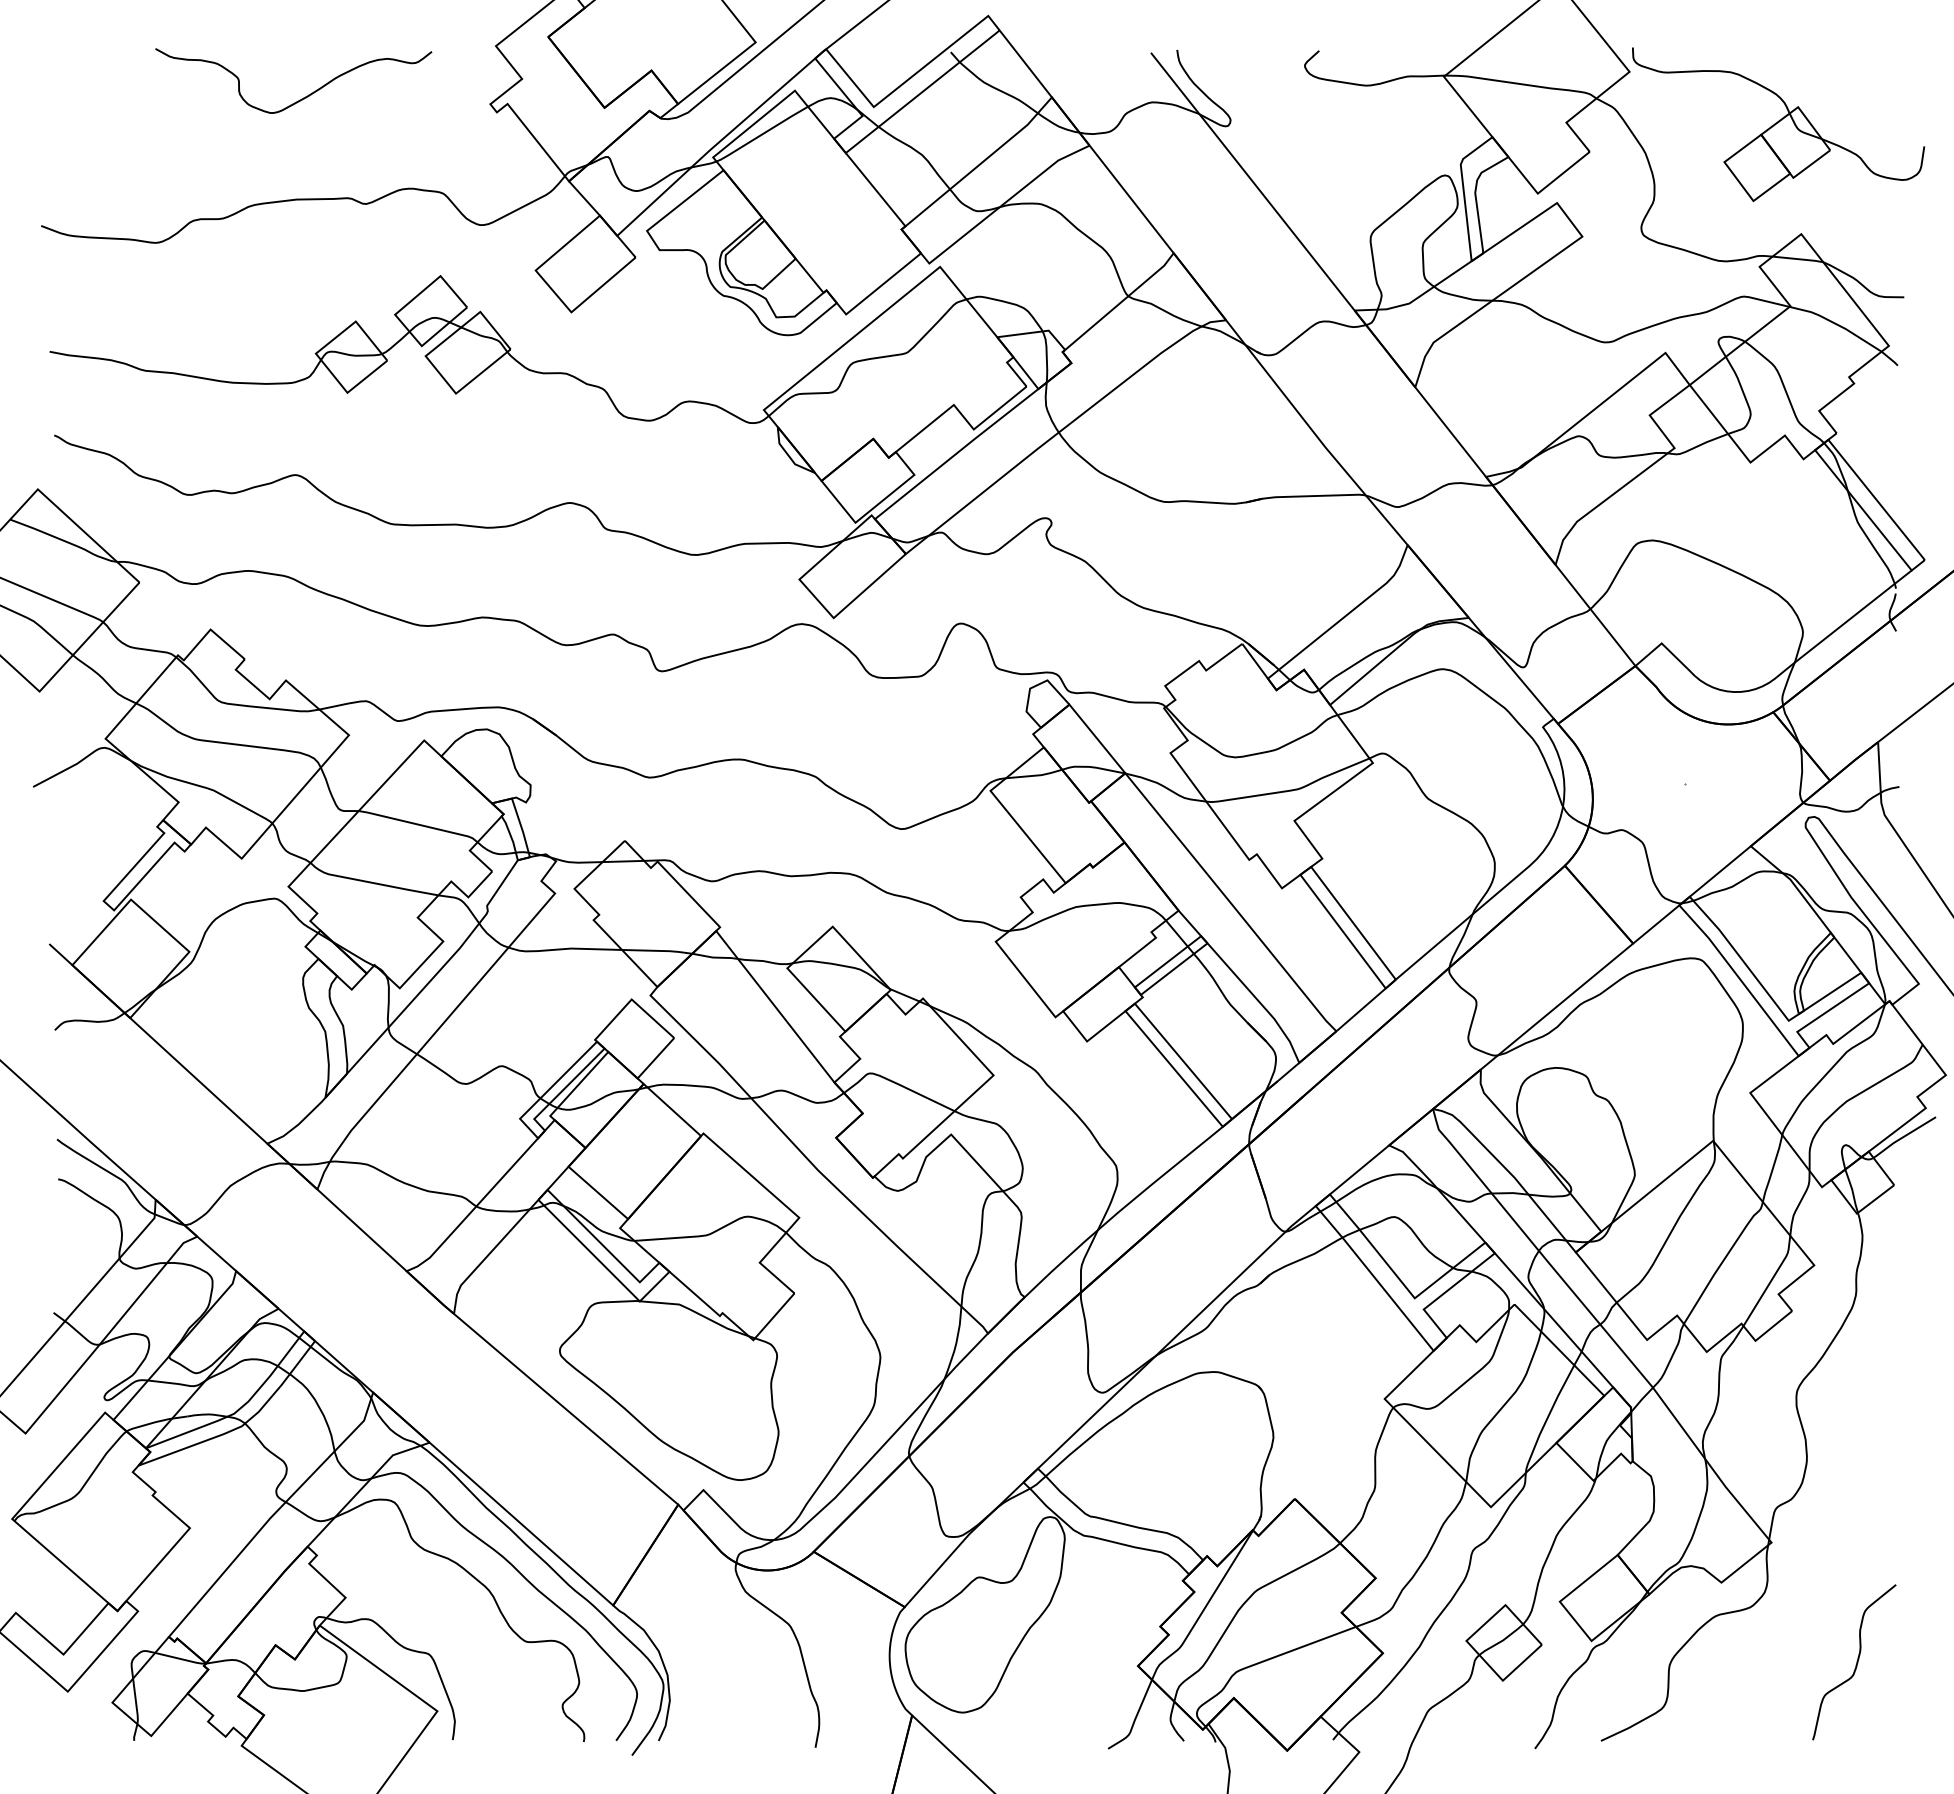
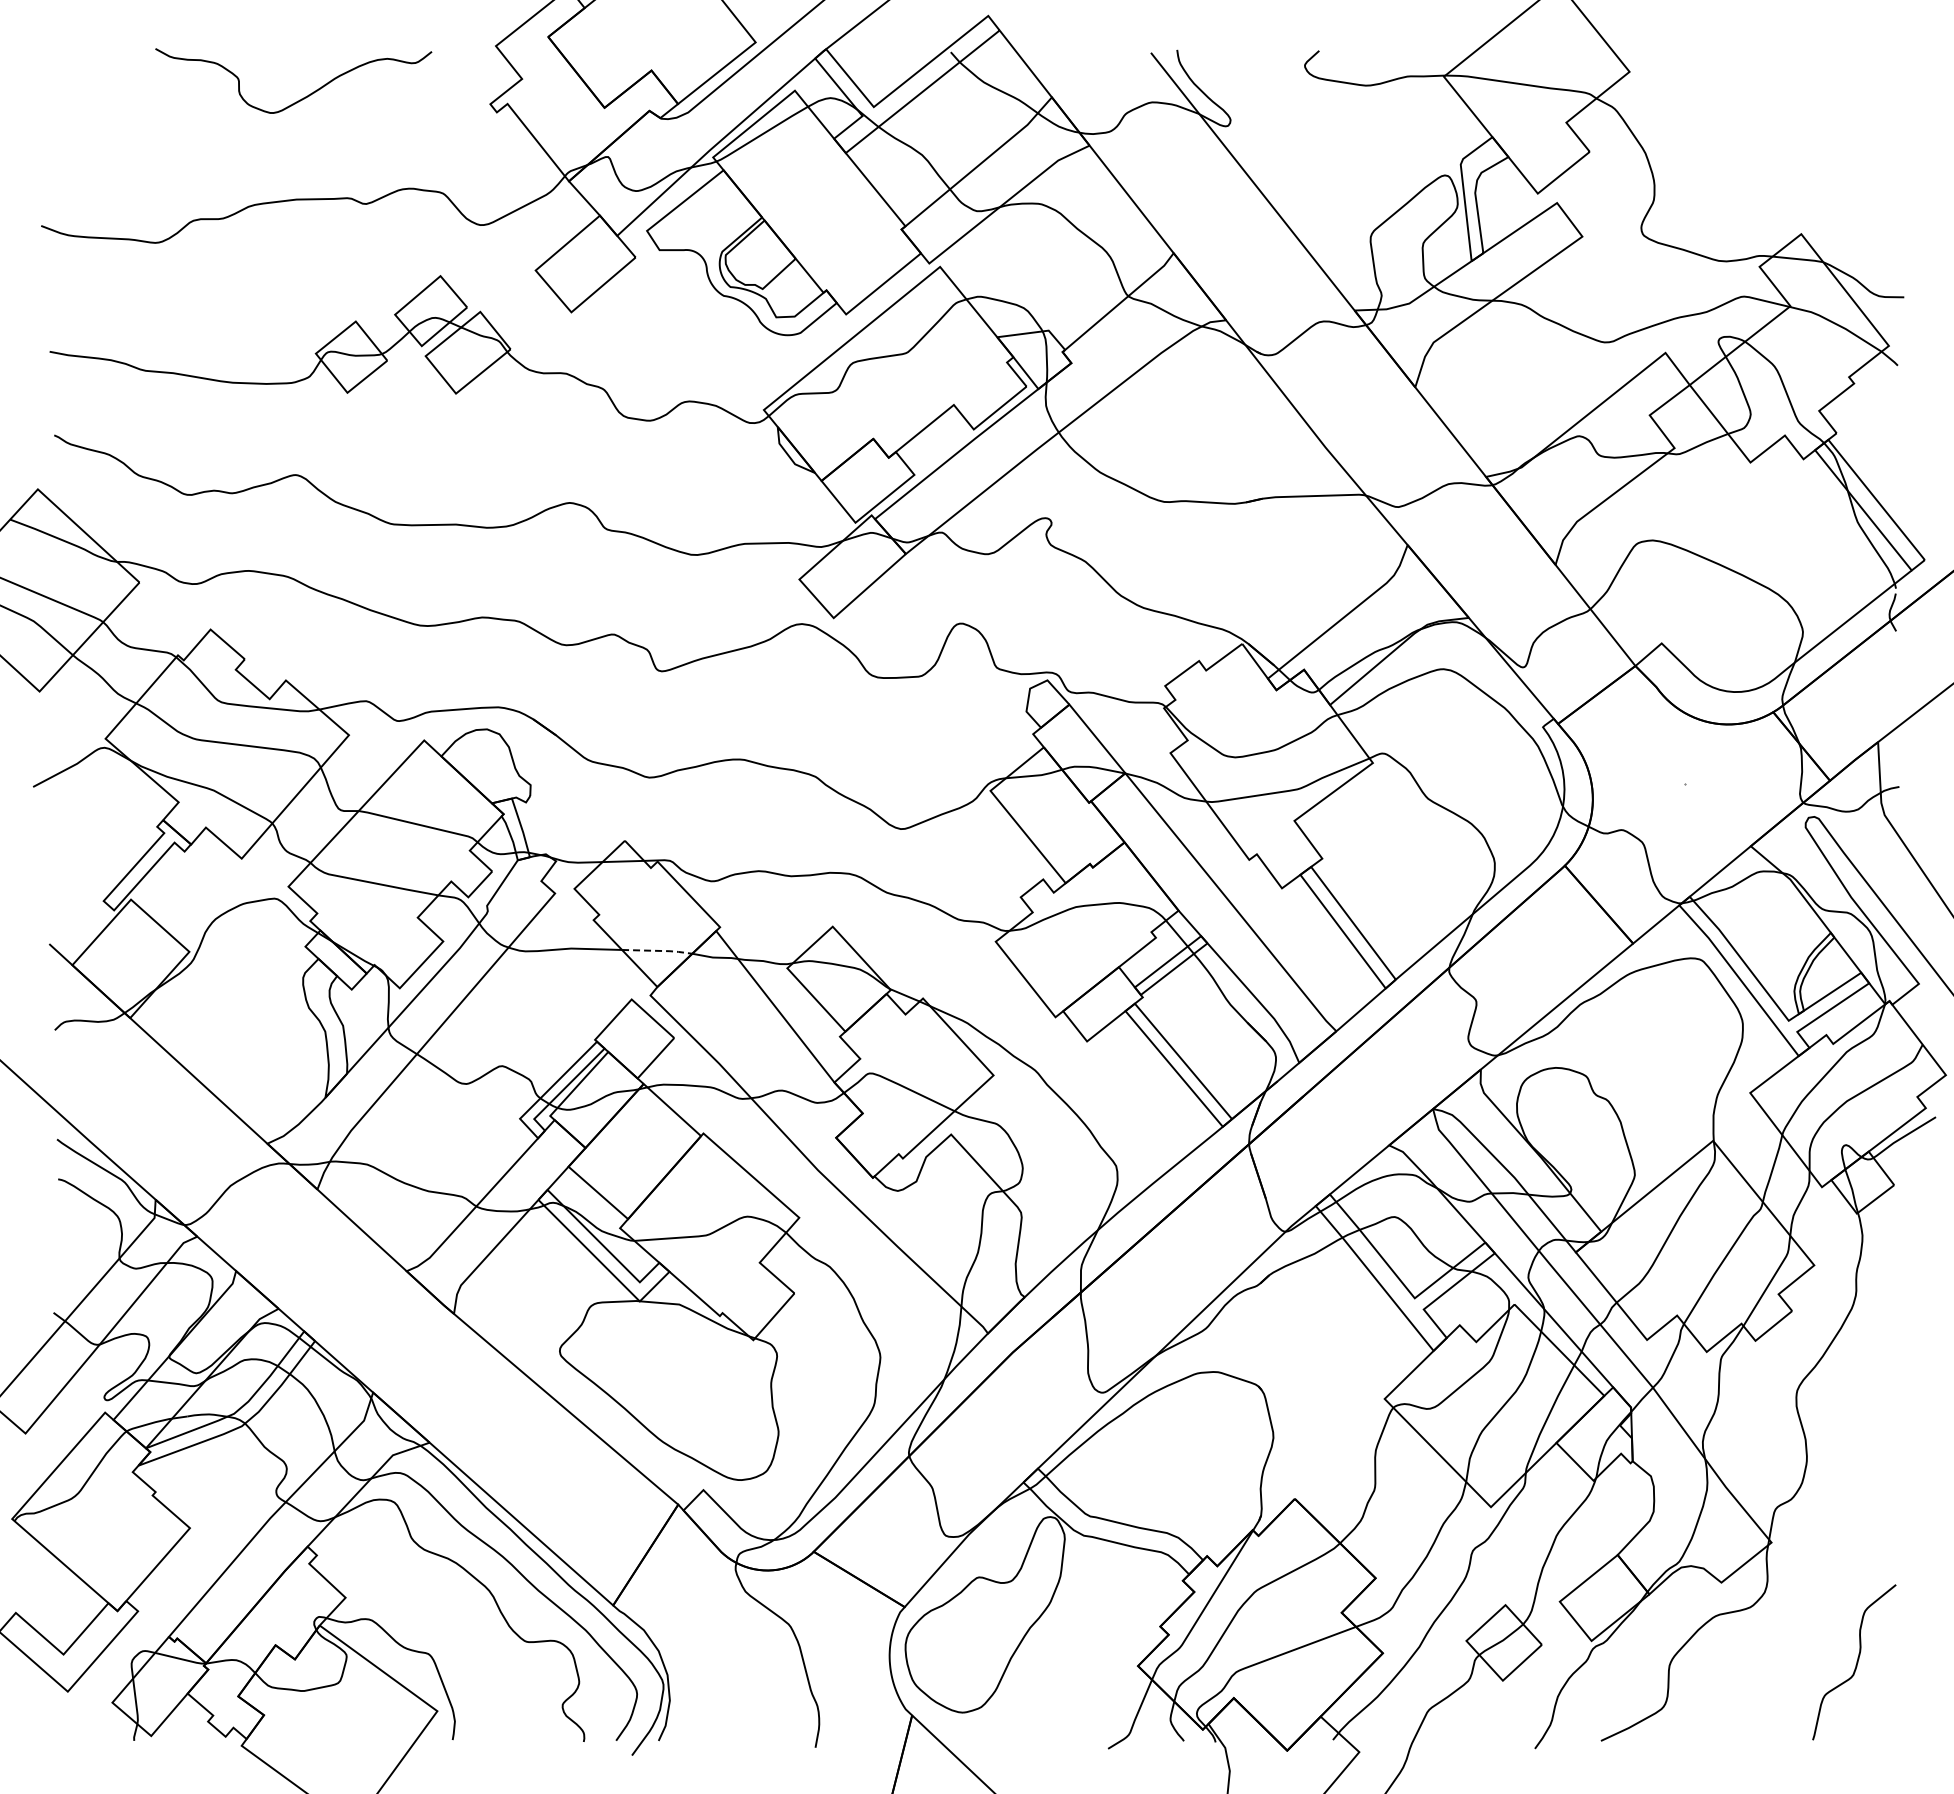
part: present -> none (1778, 124)
line: solid -> dashed (658, 950)
